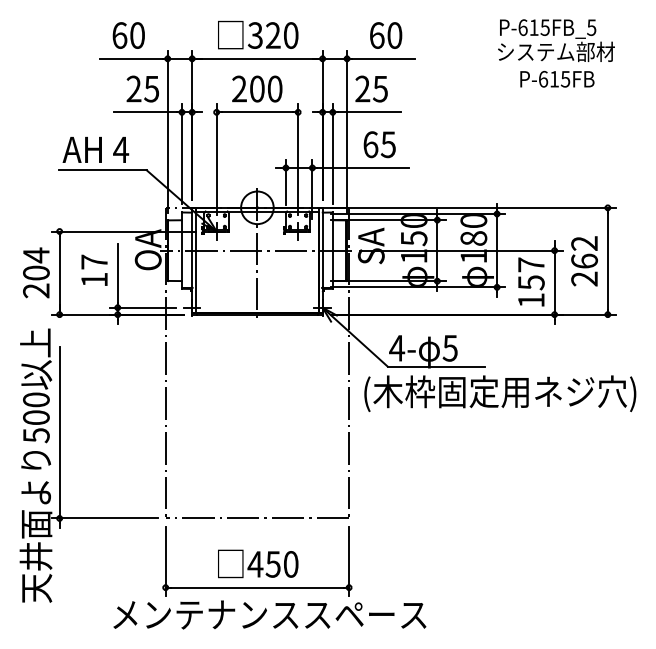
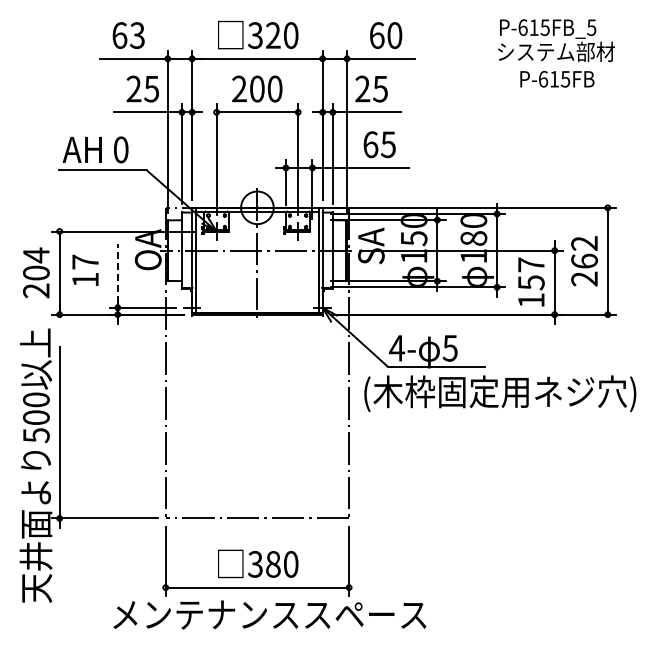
text: 60 -> 63 (136, 35)
text: 4 -> 0 (121, 149)
text position: (94, 269) -> (85, 269) (85, 269)
line: solid -> dashed (117, 272)
text: 450 -> 380 (263, 564)
